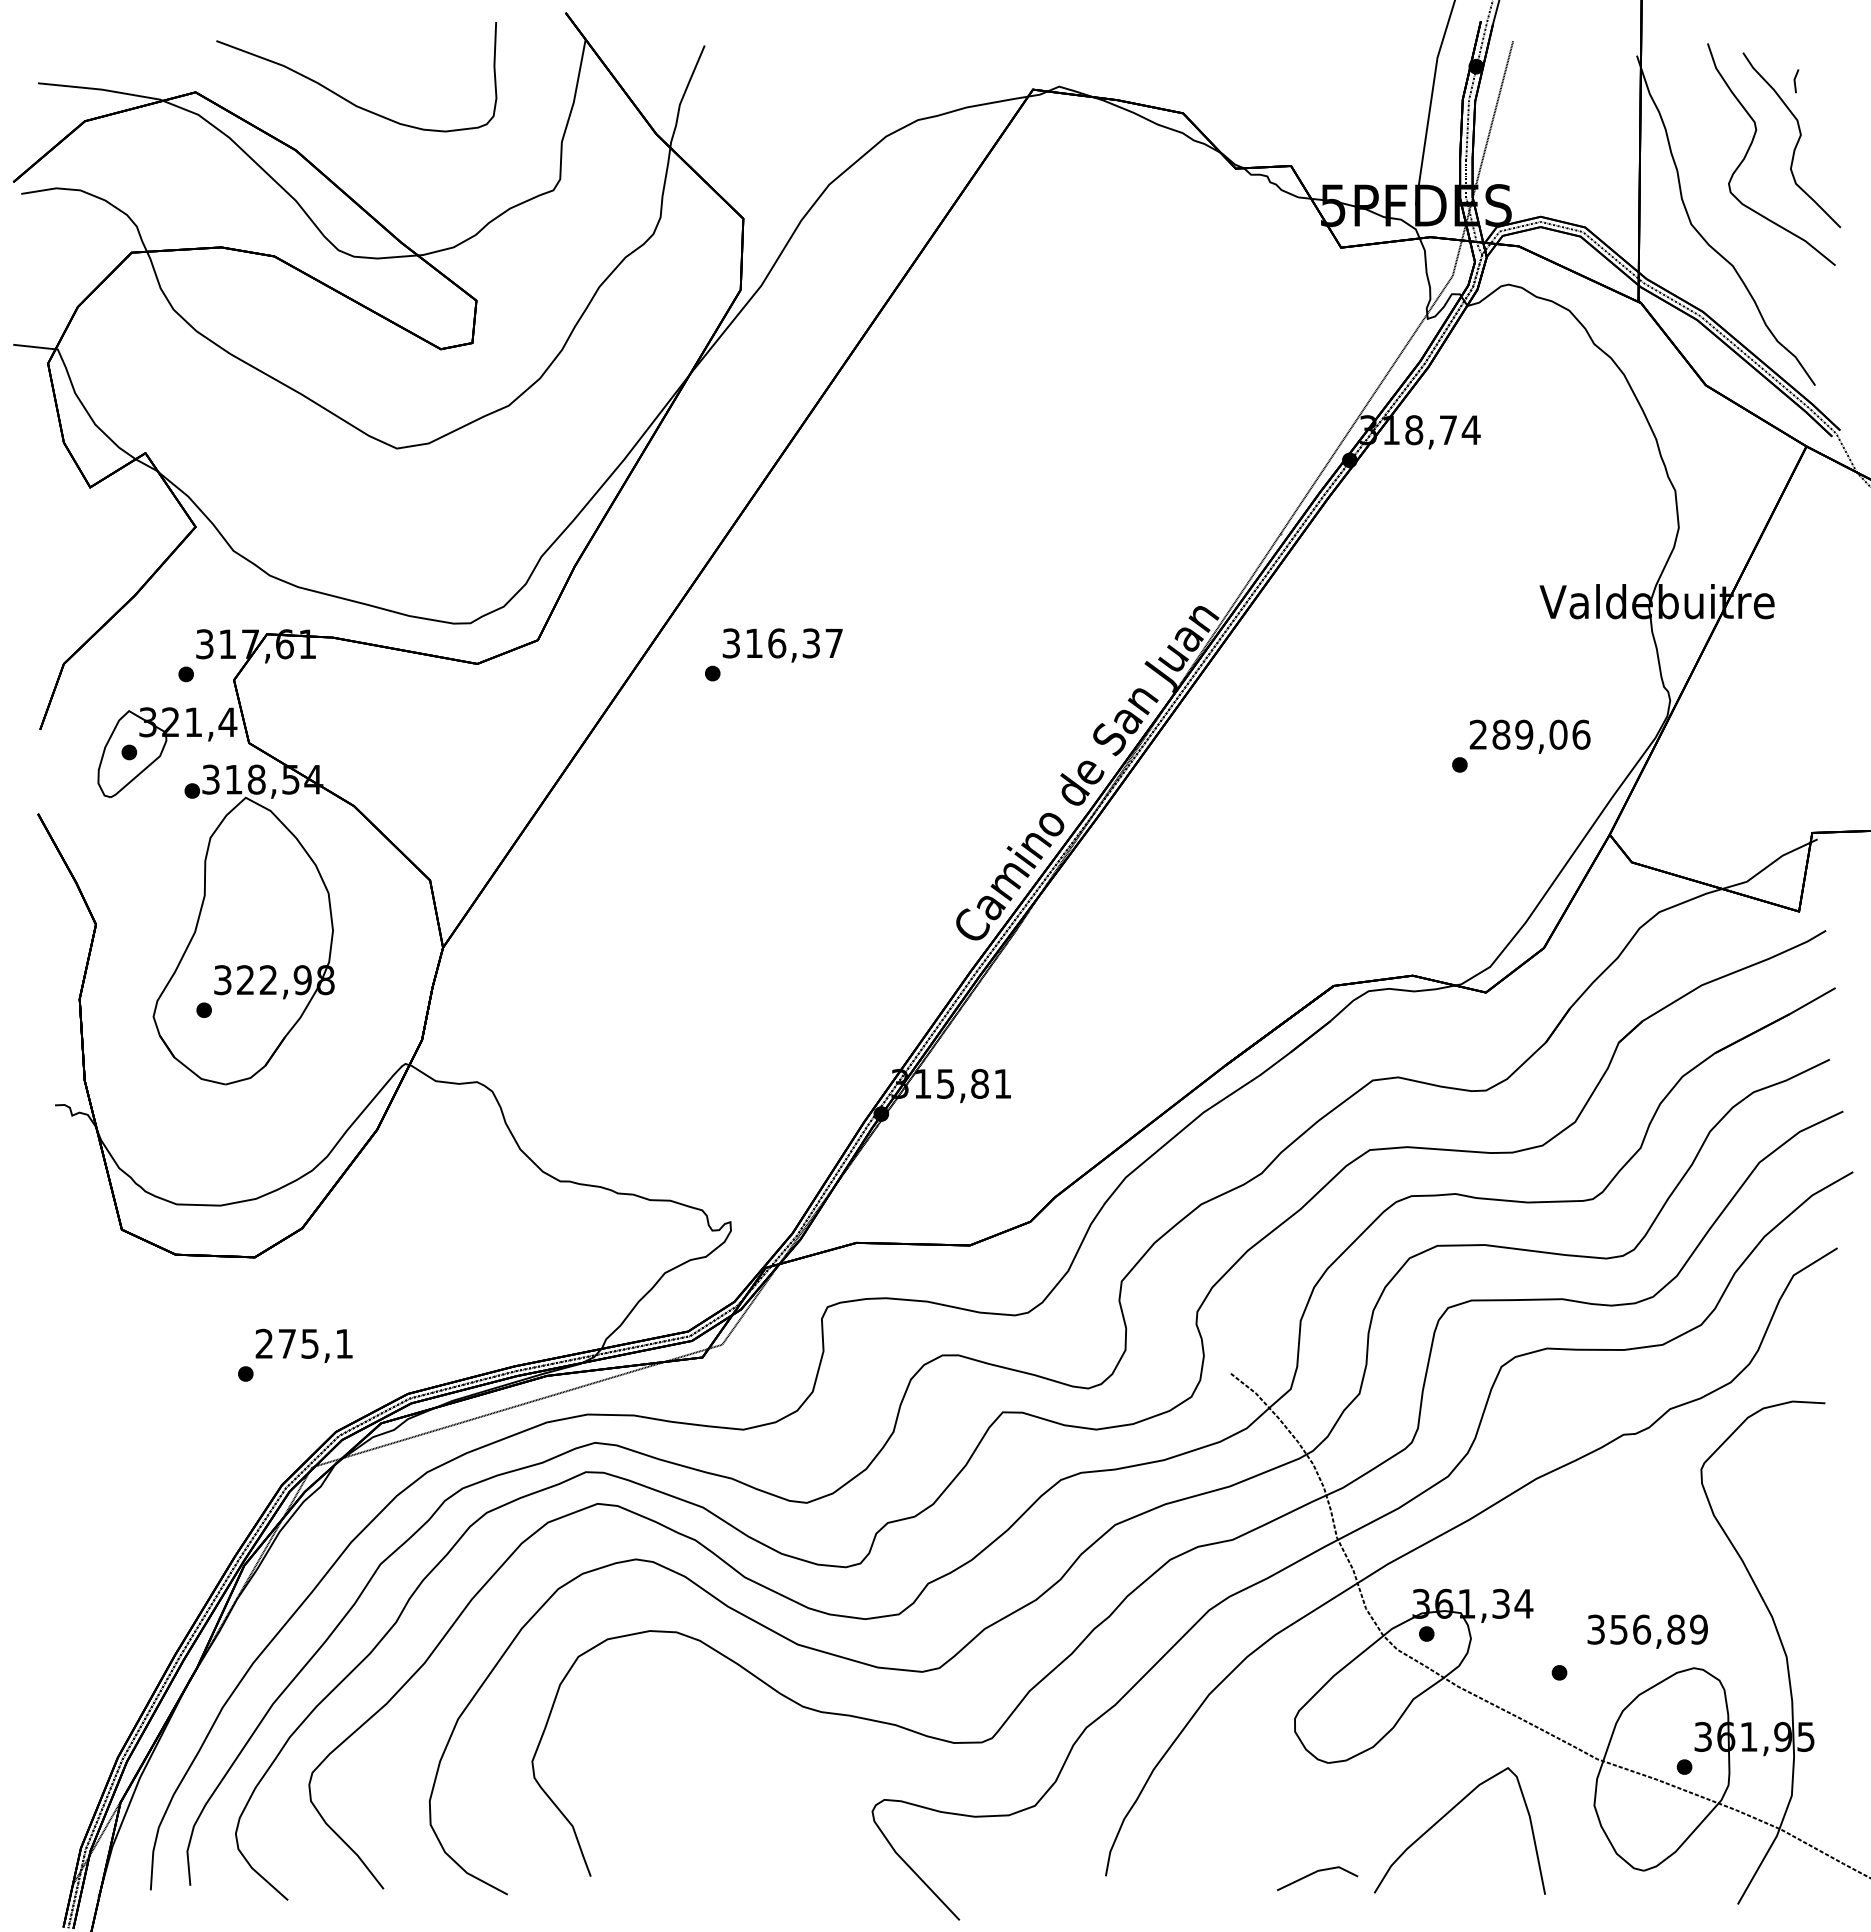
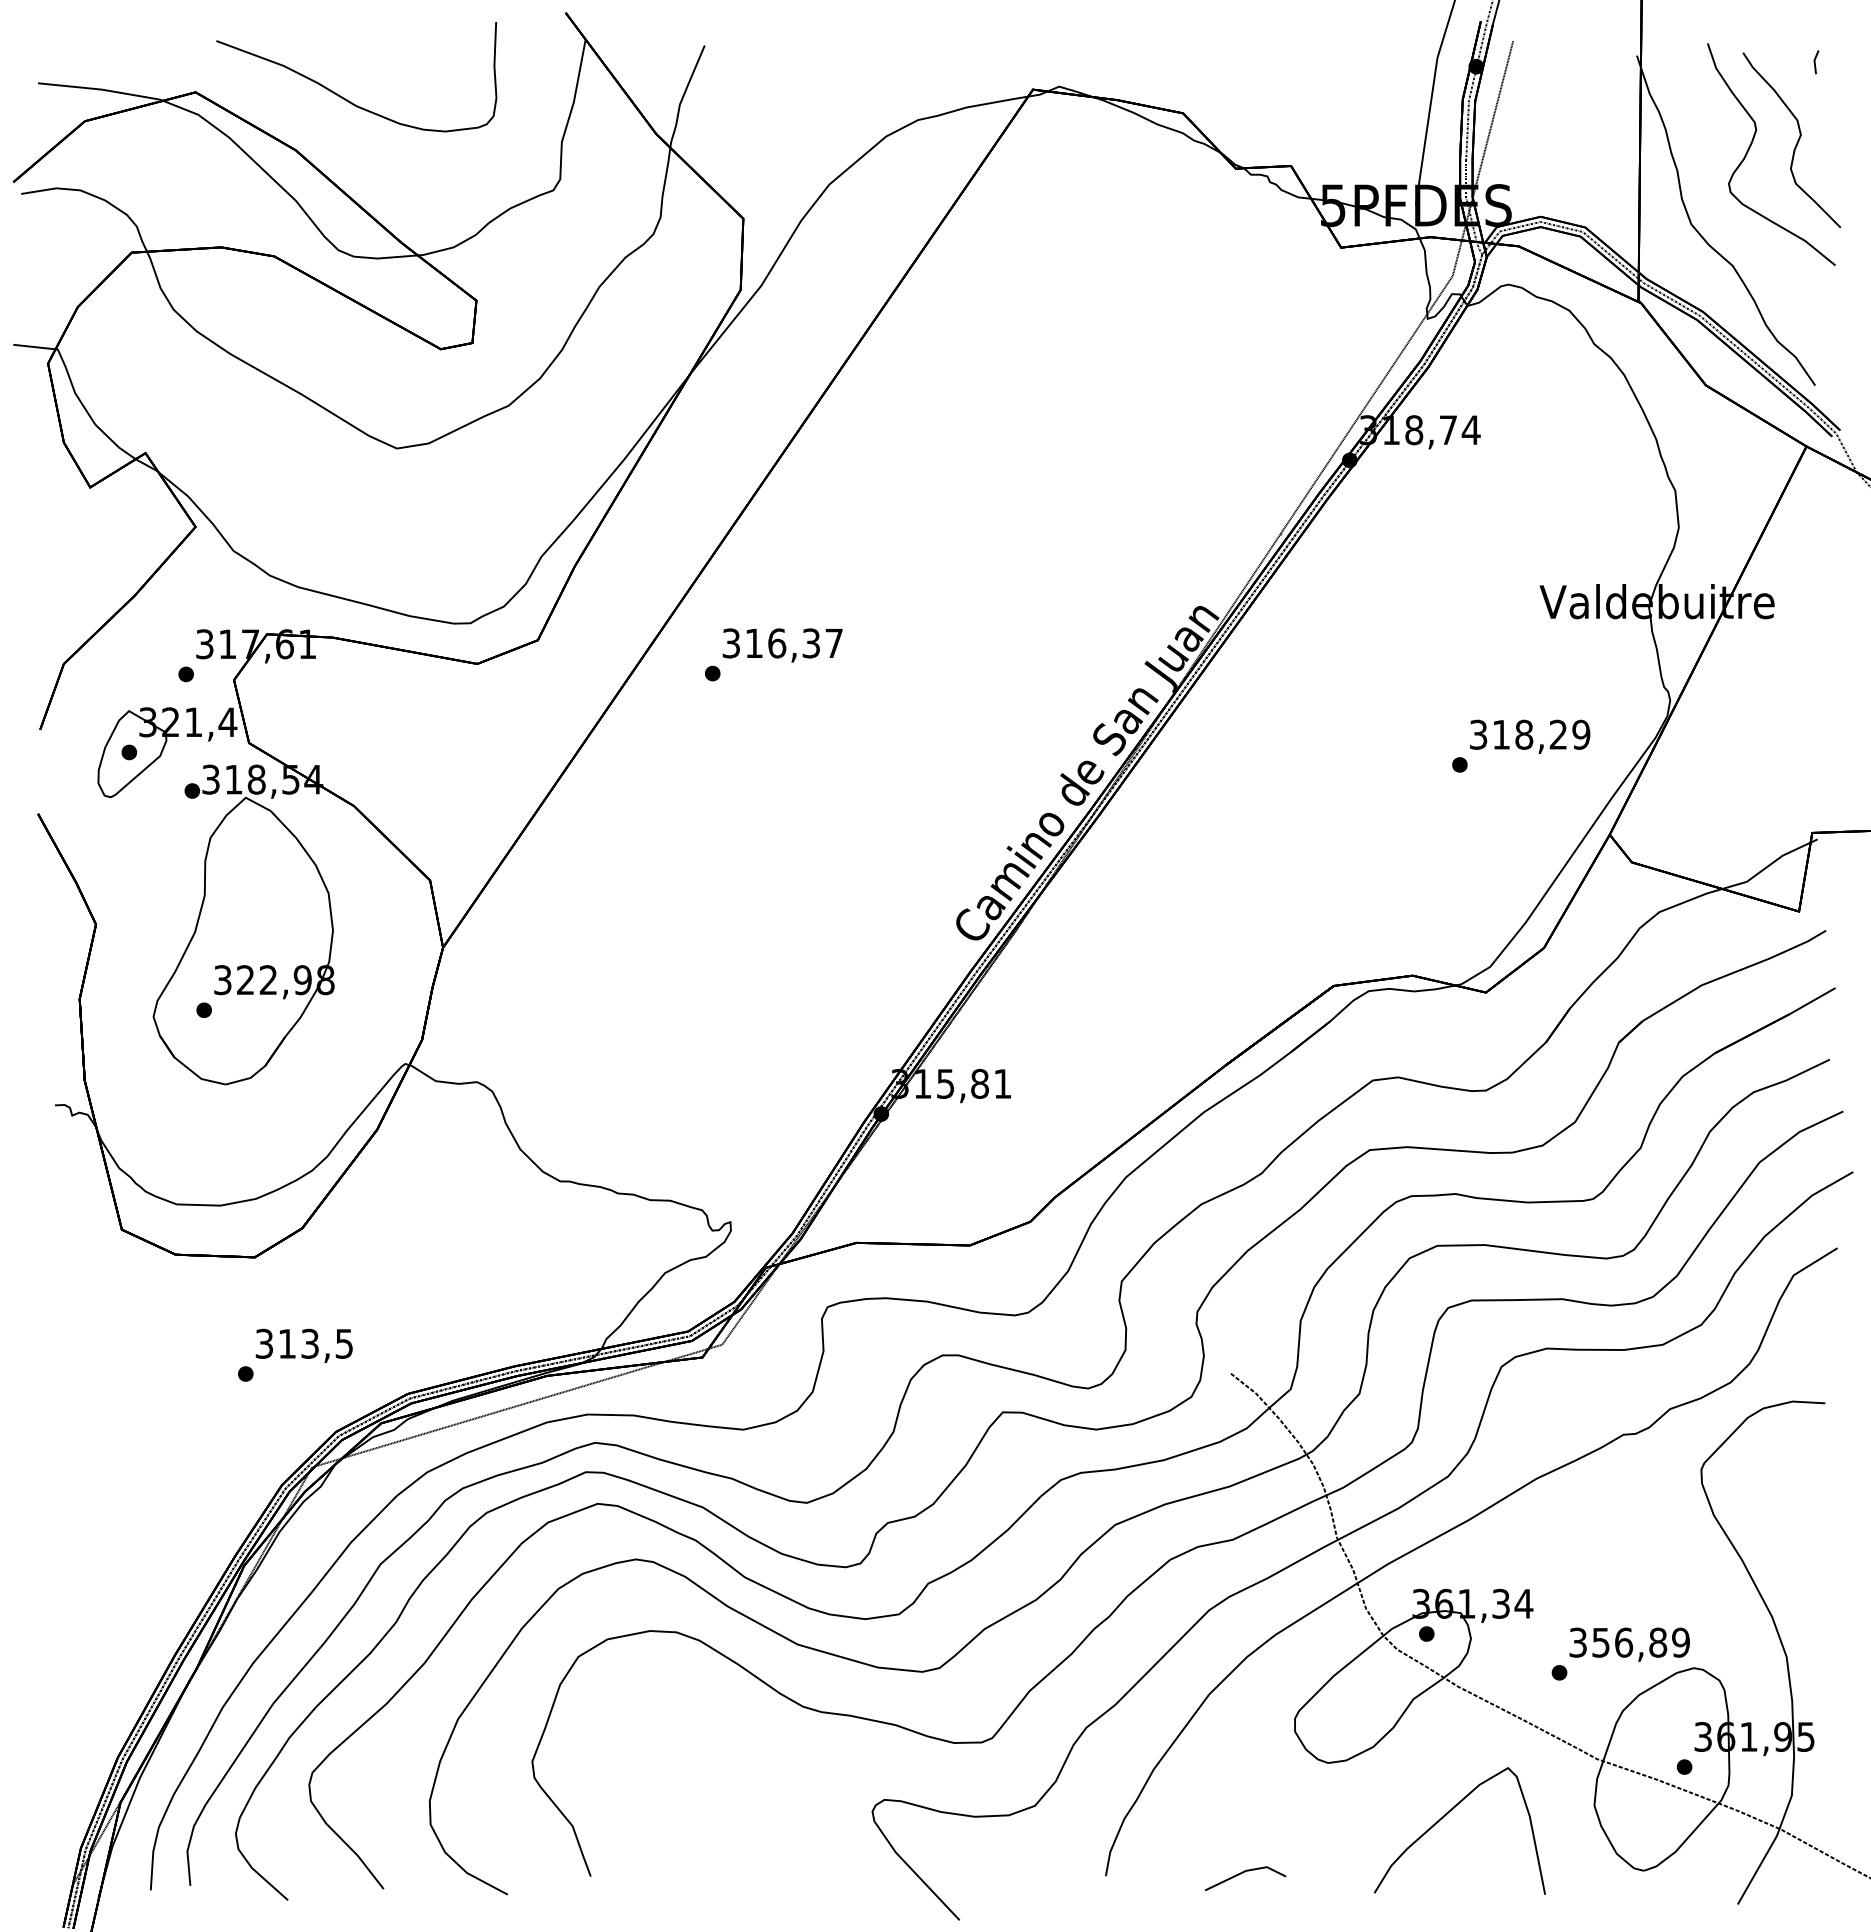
line position: (1795, 81) -> (1815, 62) (1815, 62)
text: 289,06 -> 318,29 (1529, 734)
text: 275,1 -> 313,5 (303, 1343)
text position: (1647, 1631) -> (1629, 1644) (1629, 1644)
line position: (1315, 1873) -> (1243, 1873) (1243, 1873)
